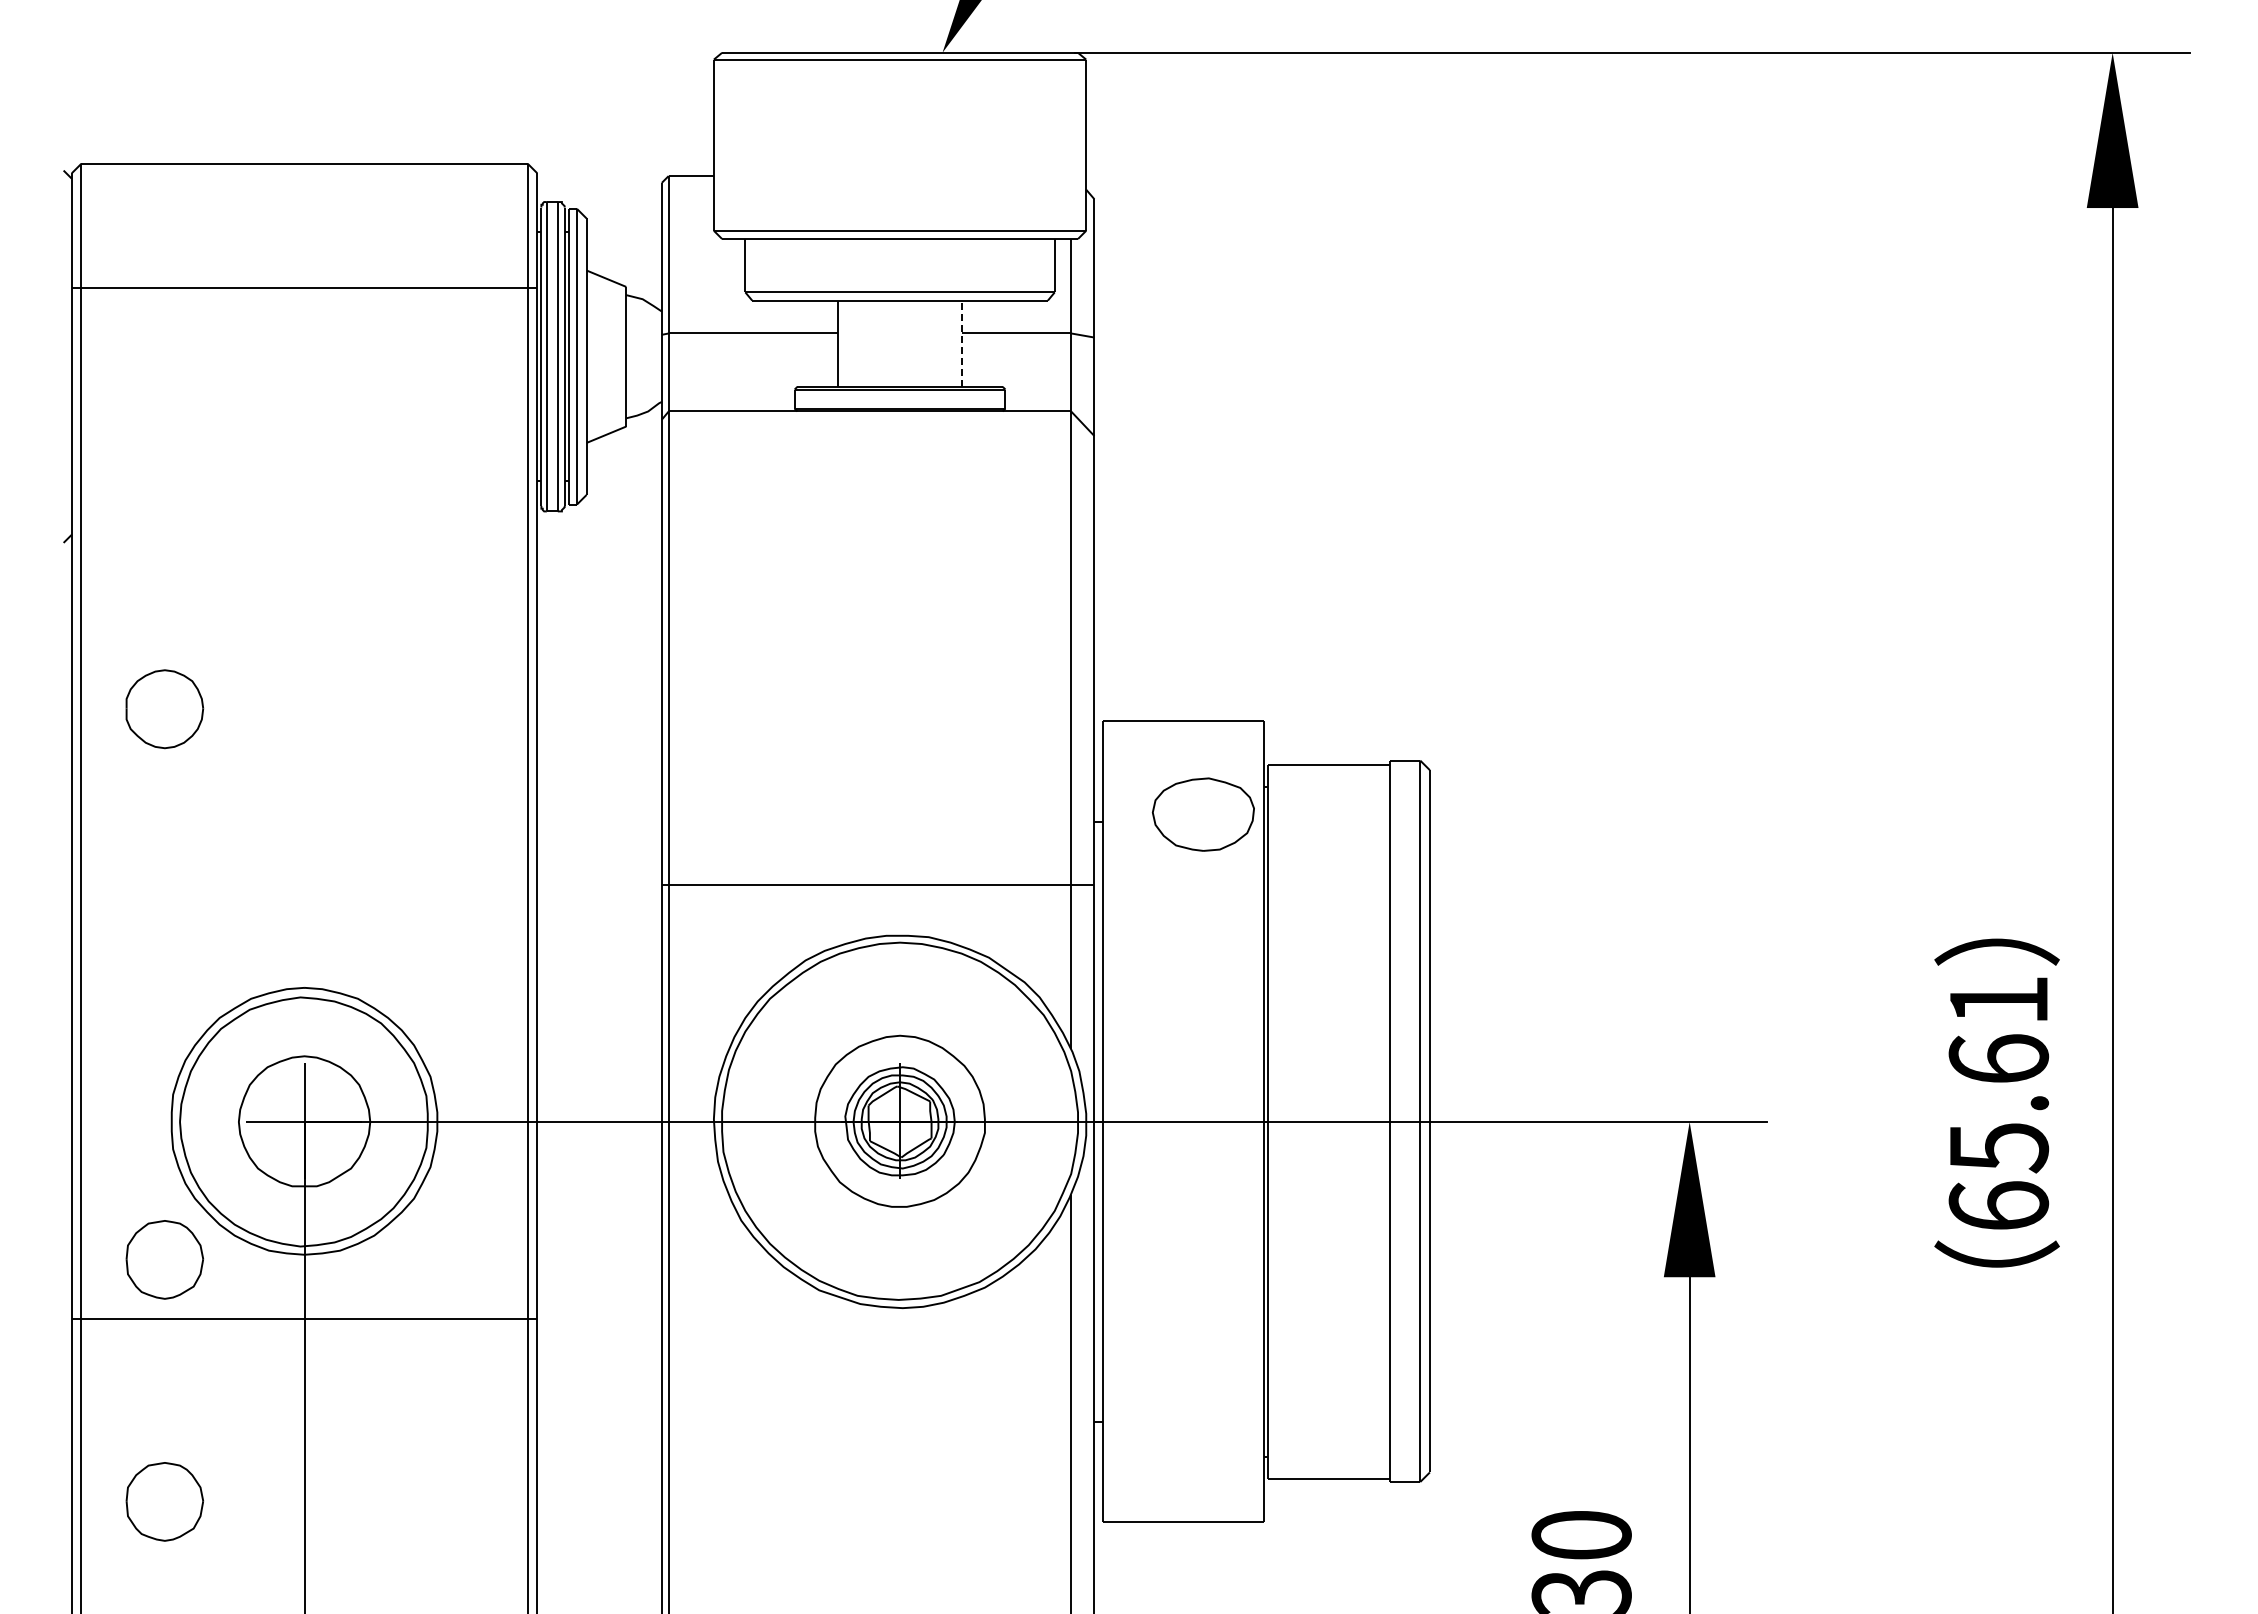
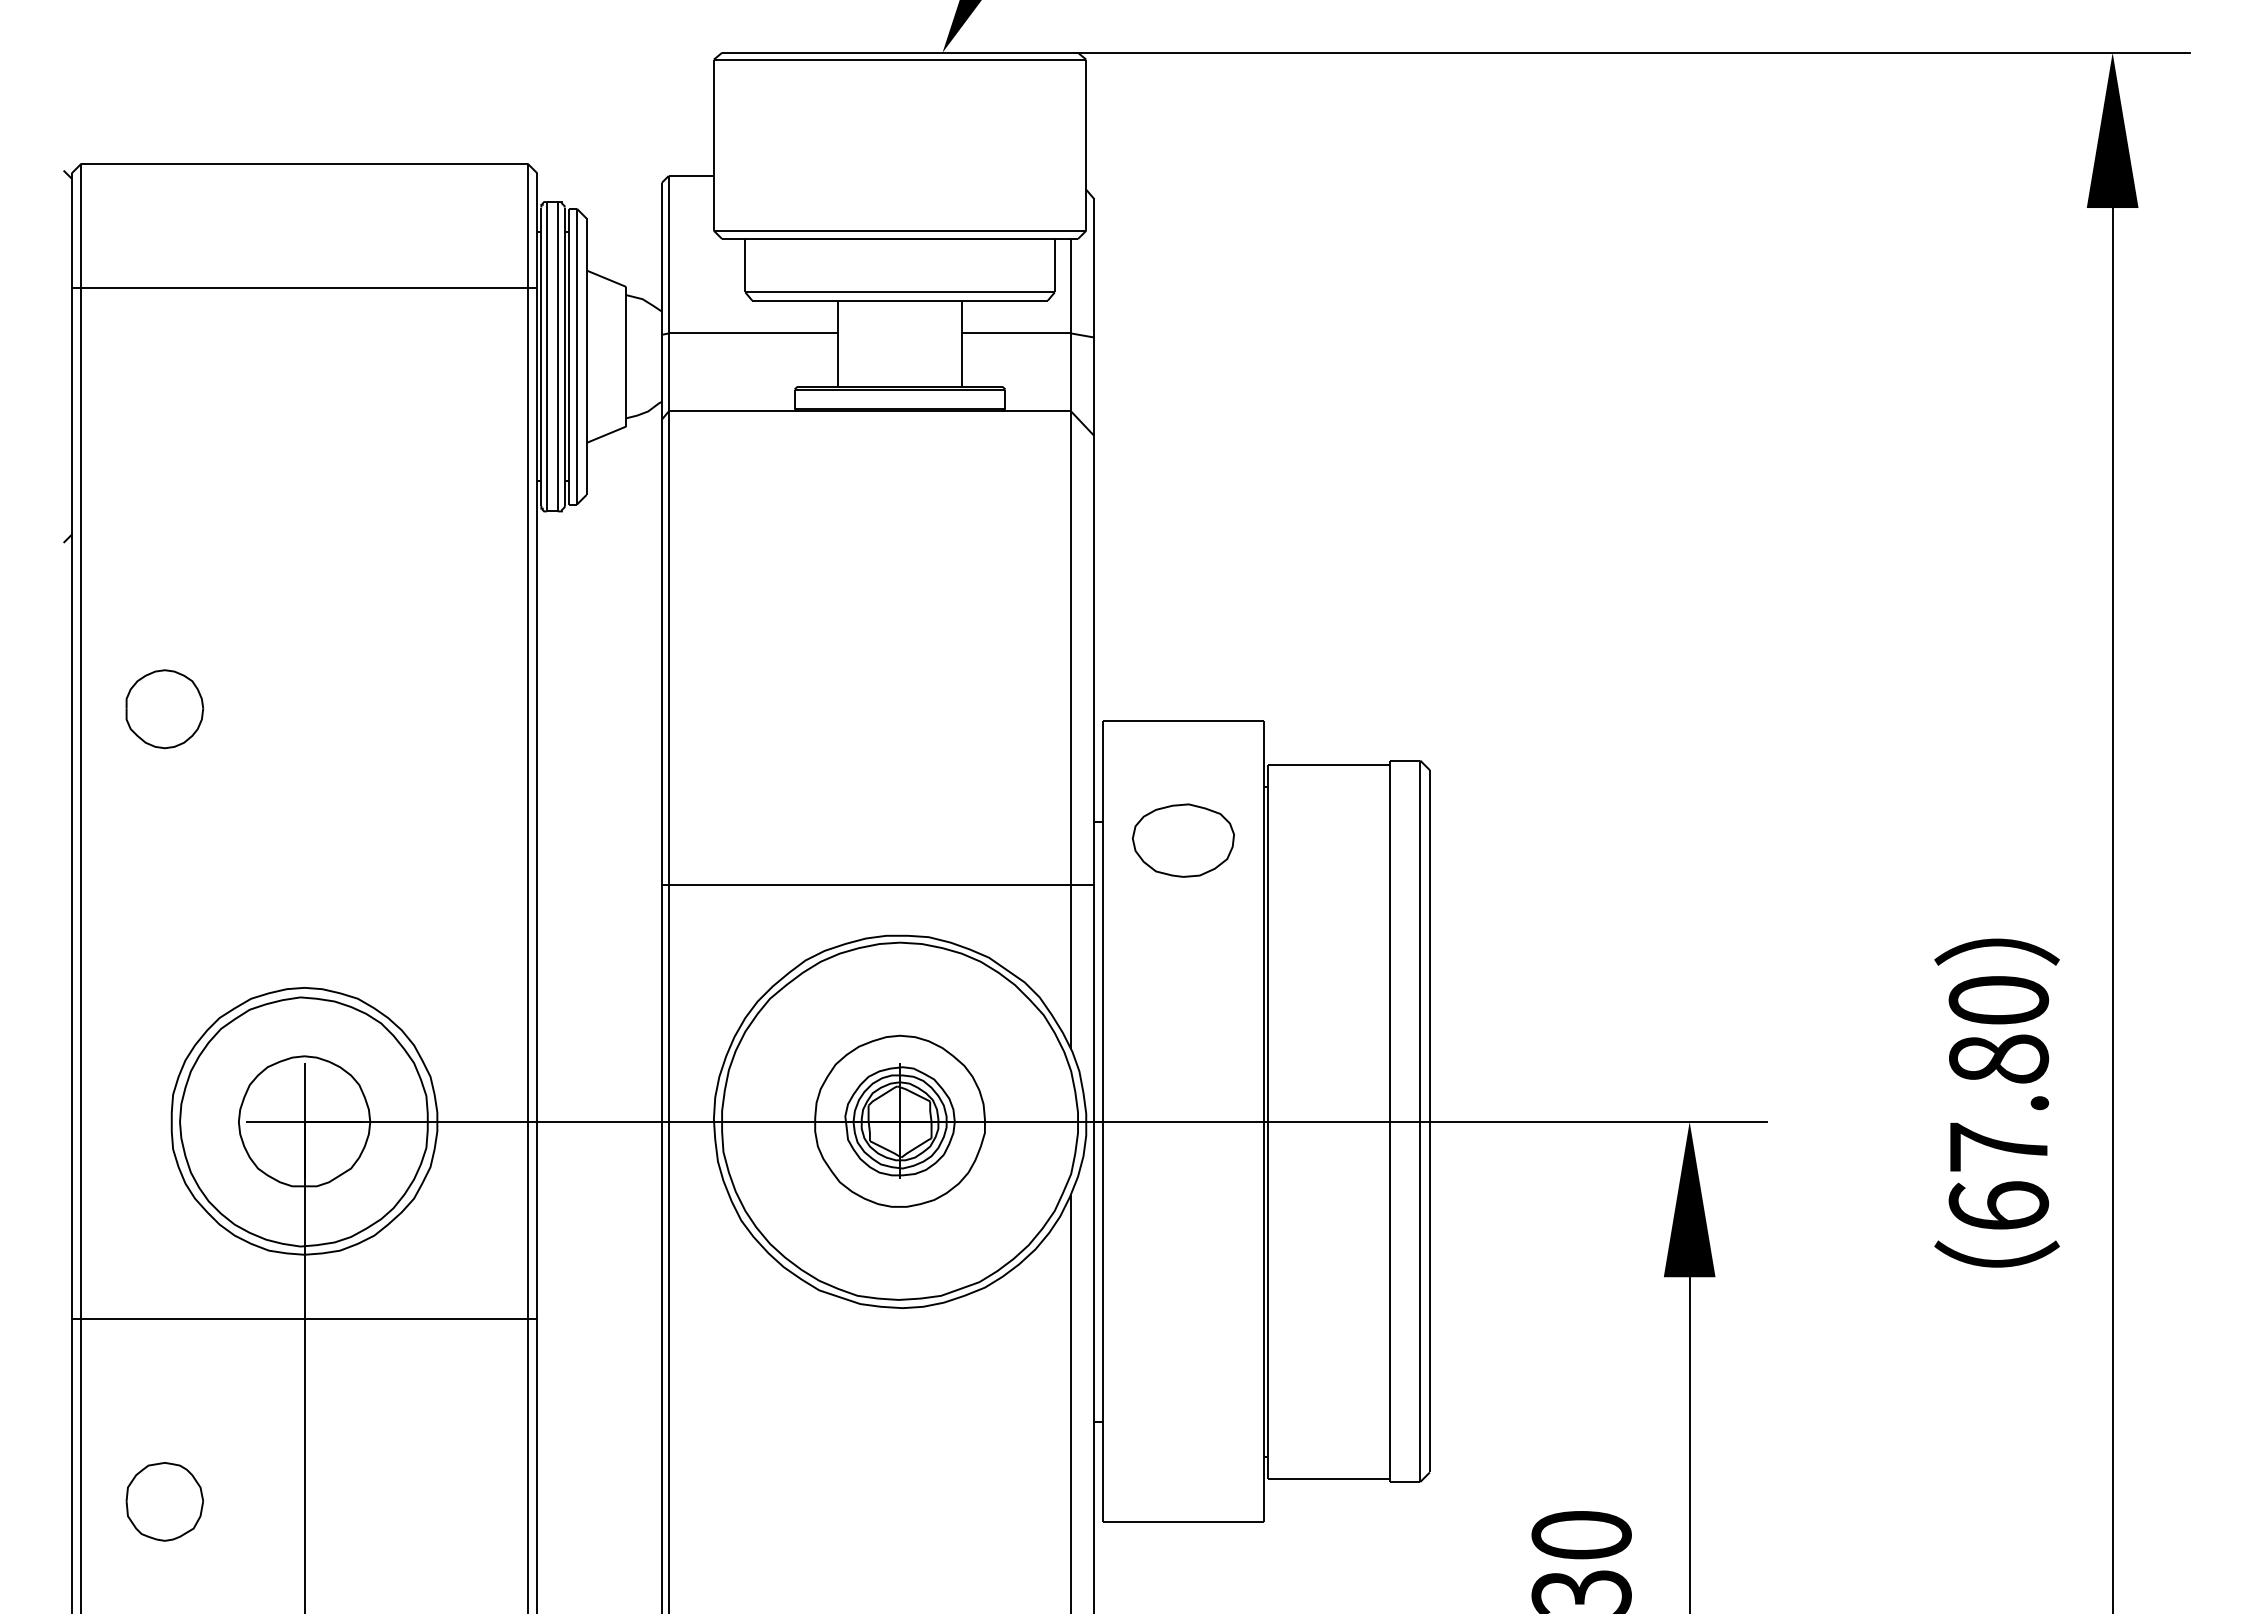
line: dashed -> solid (961, 343)
part position: (1202, 814) -> (1182, 840) (1182, 840)
text: 65.61 -> 67.80 (1998, 1074)
part: present -> none (164, 1259)
